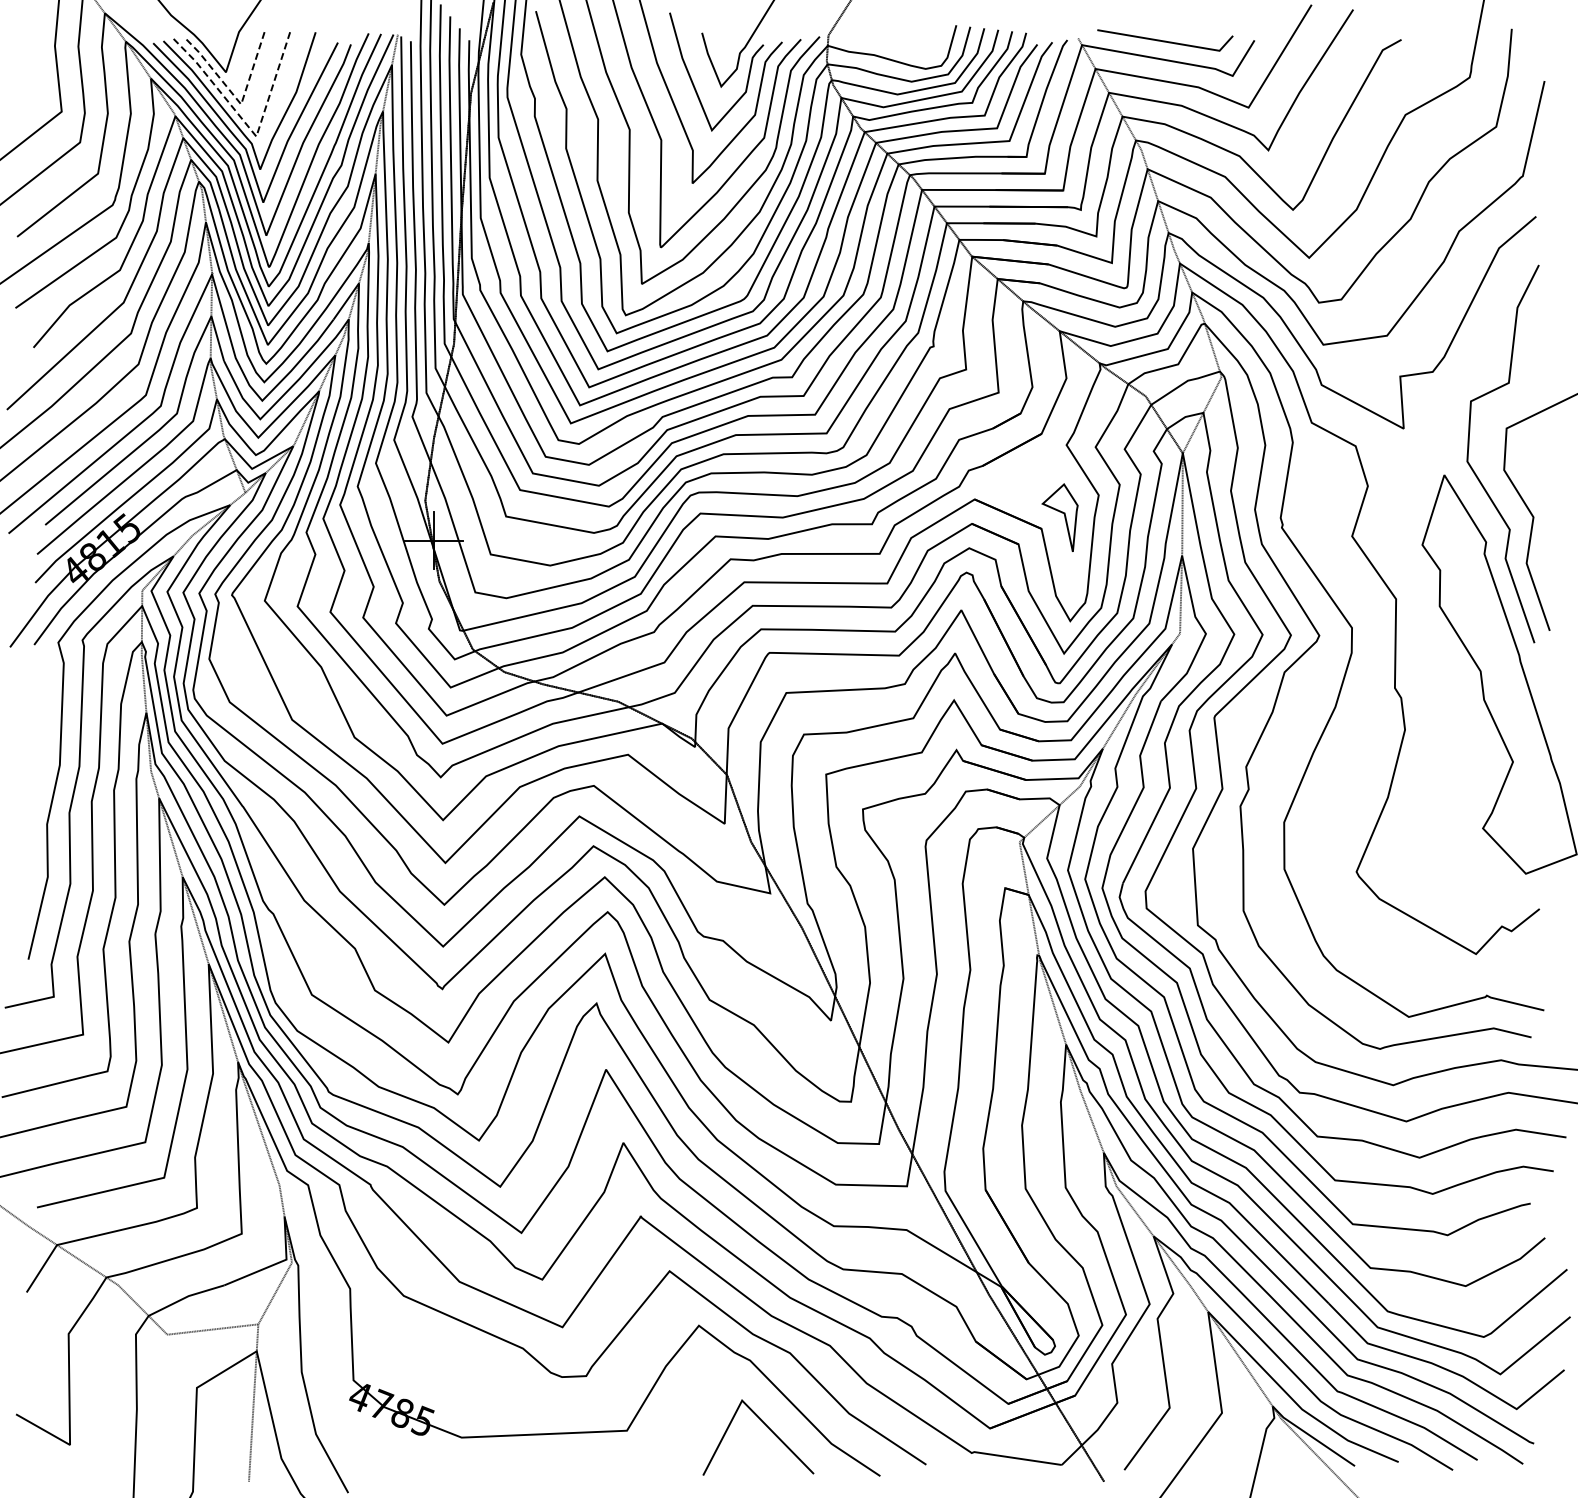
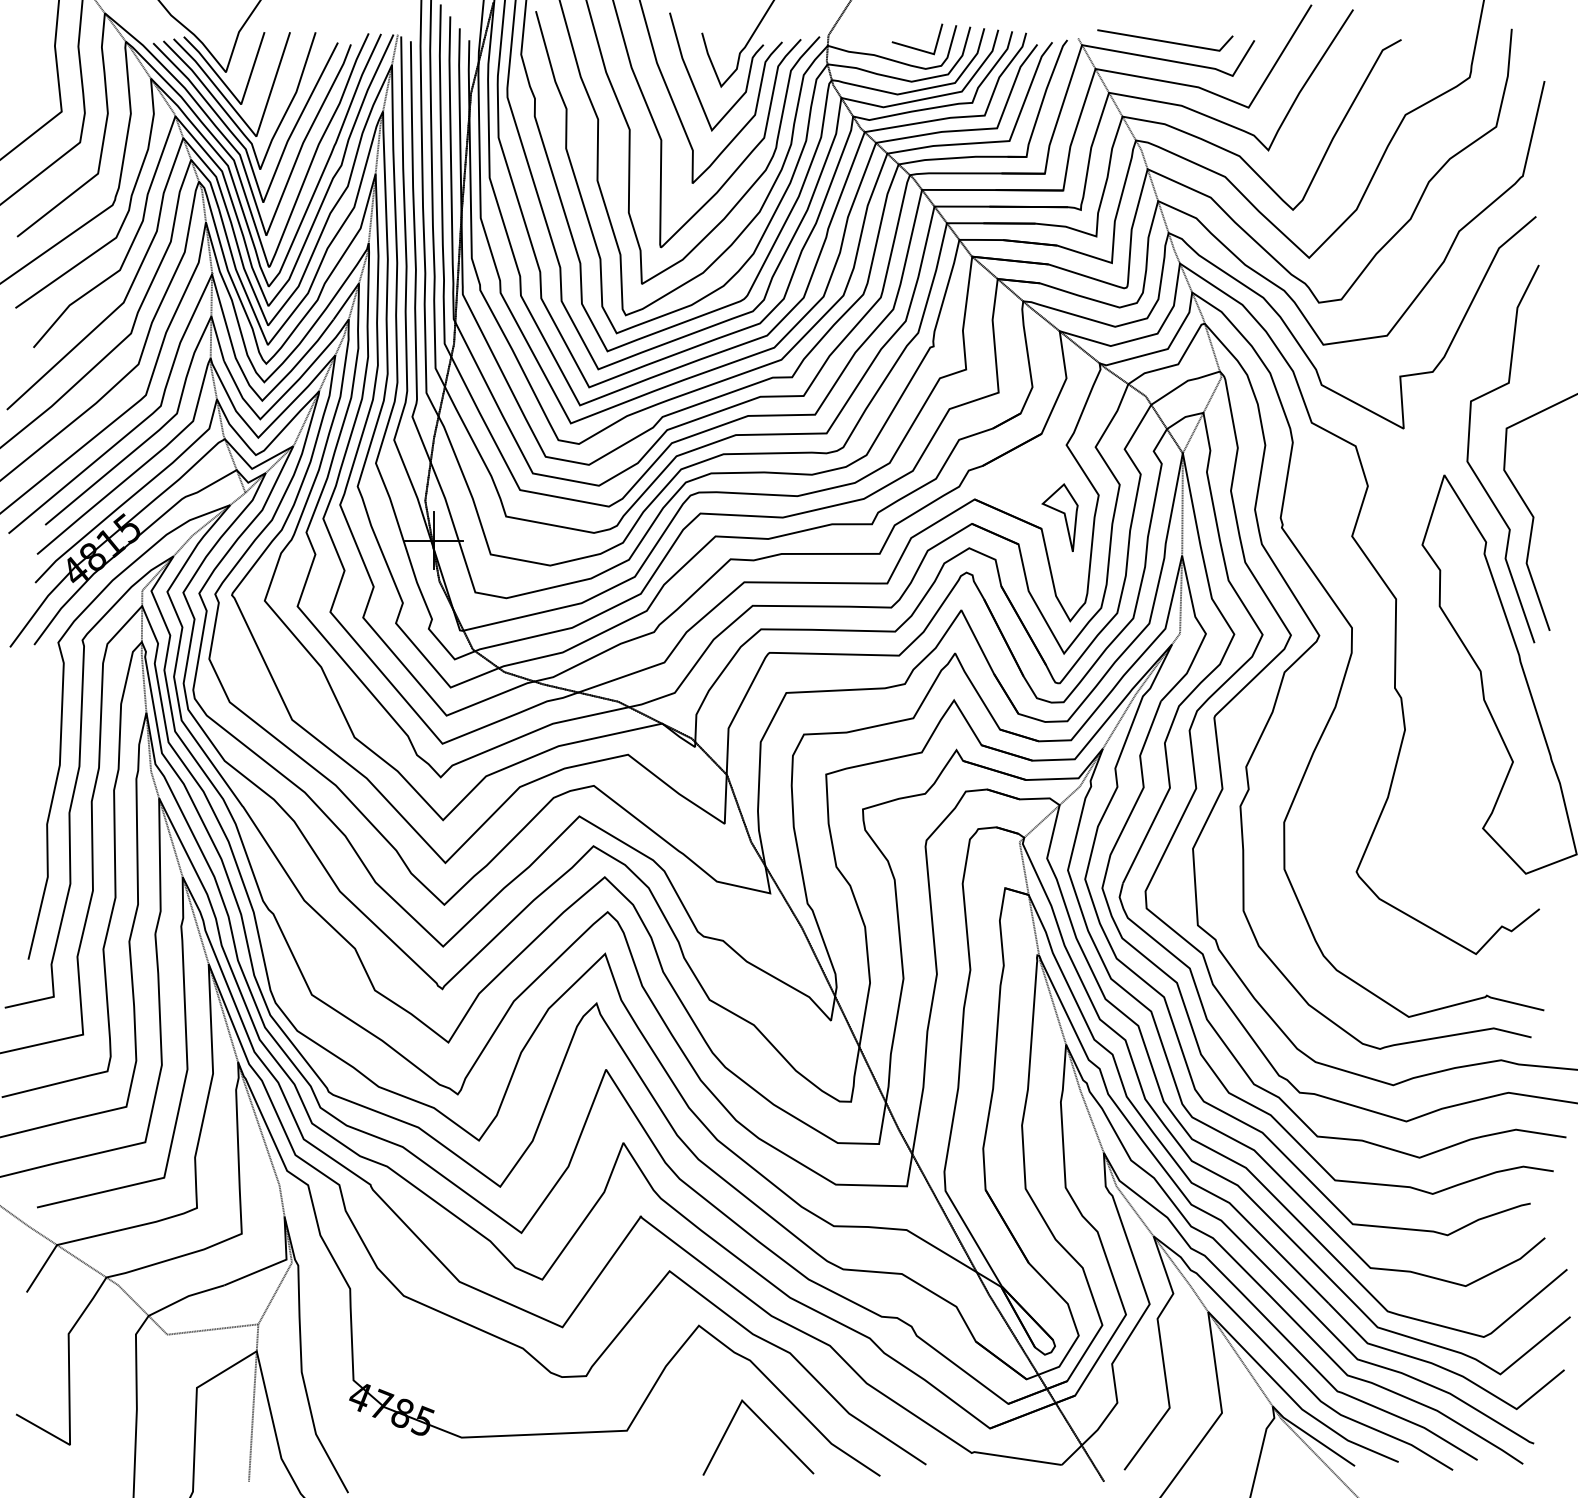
line: none -> present (915, 47)
line: dashed -> solid (236, 99)
line: dashed -> solid (250, 128)
